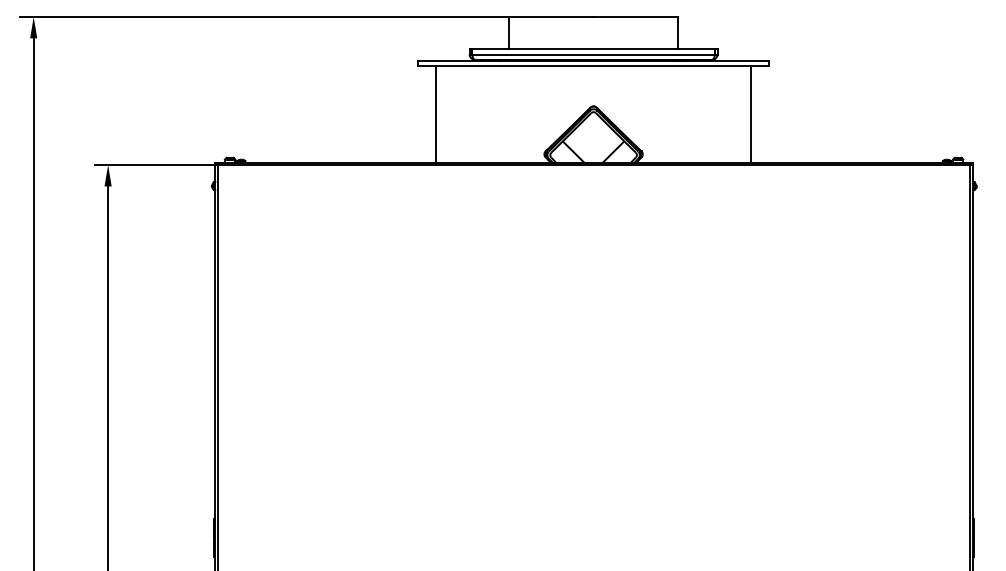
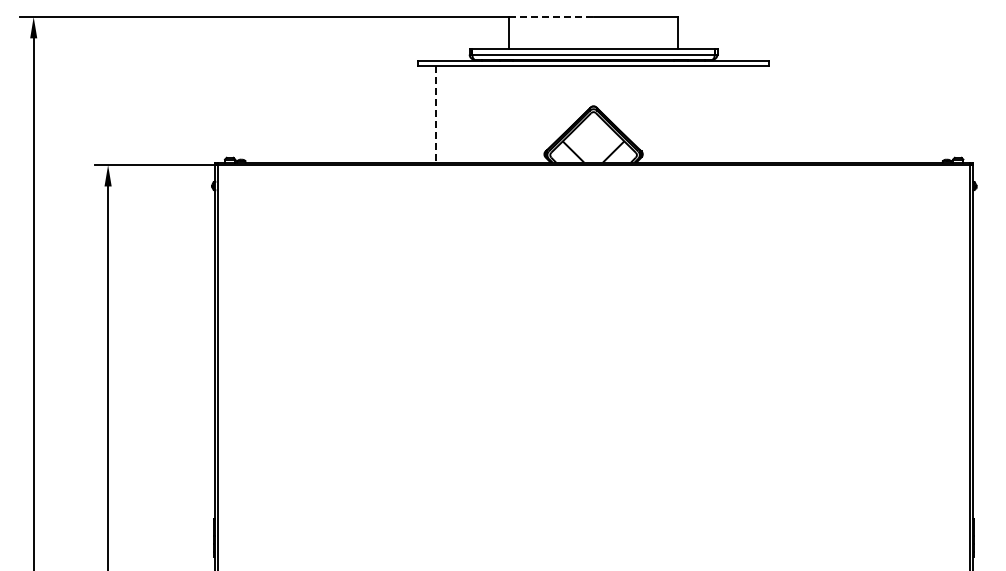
line: solid -> dashed (551, 17)
line: present -> none (750, 113)
line: solid -> dashed (436, 114)
